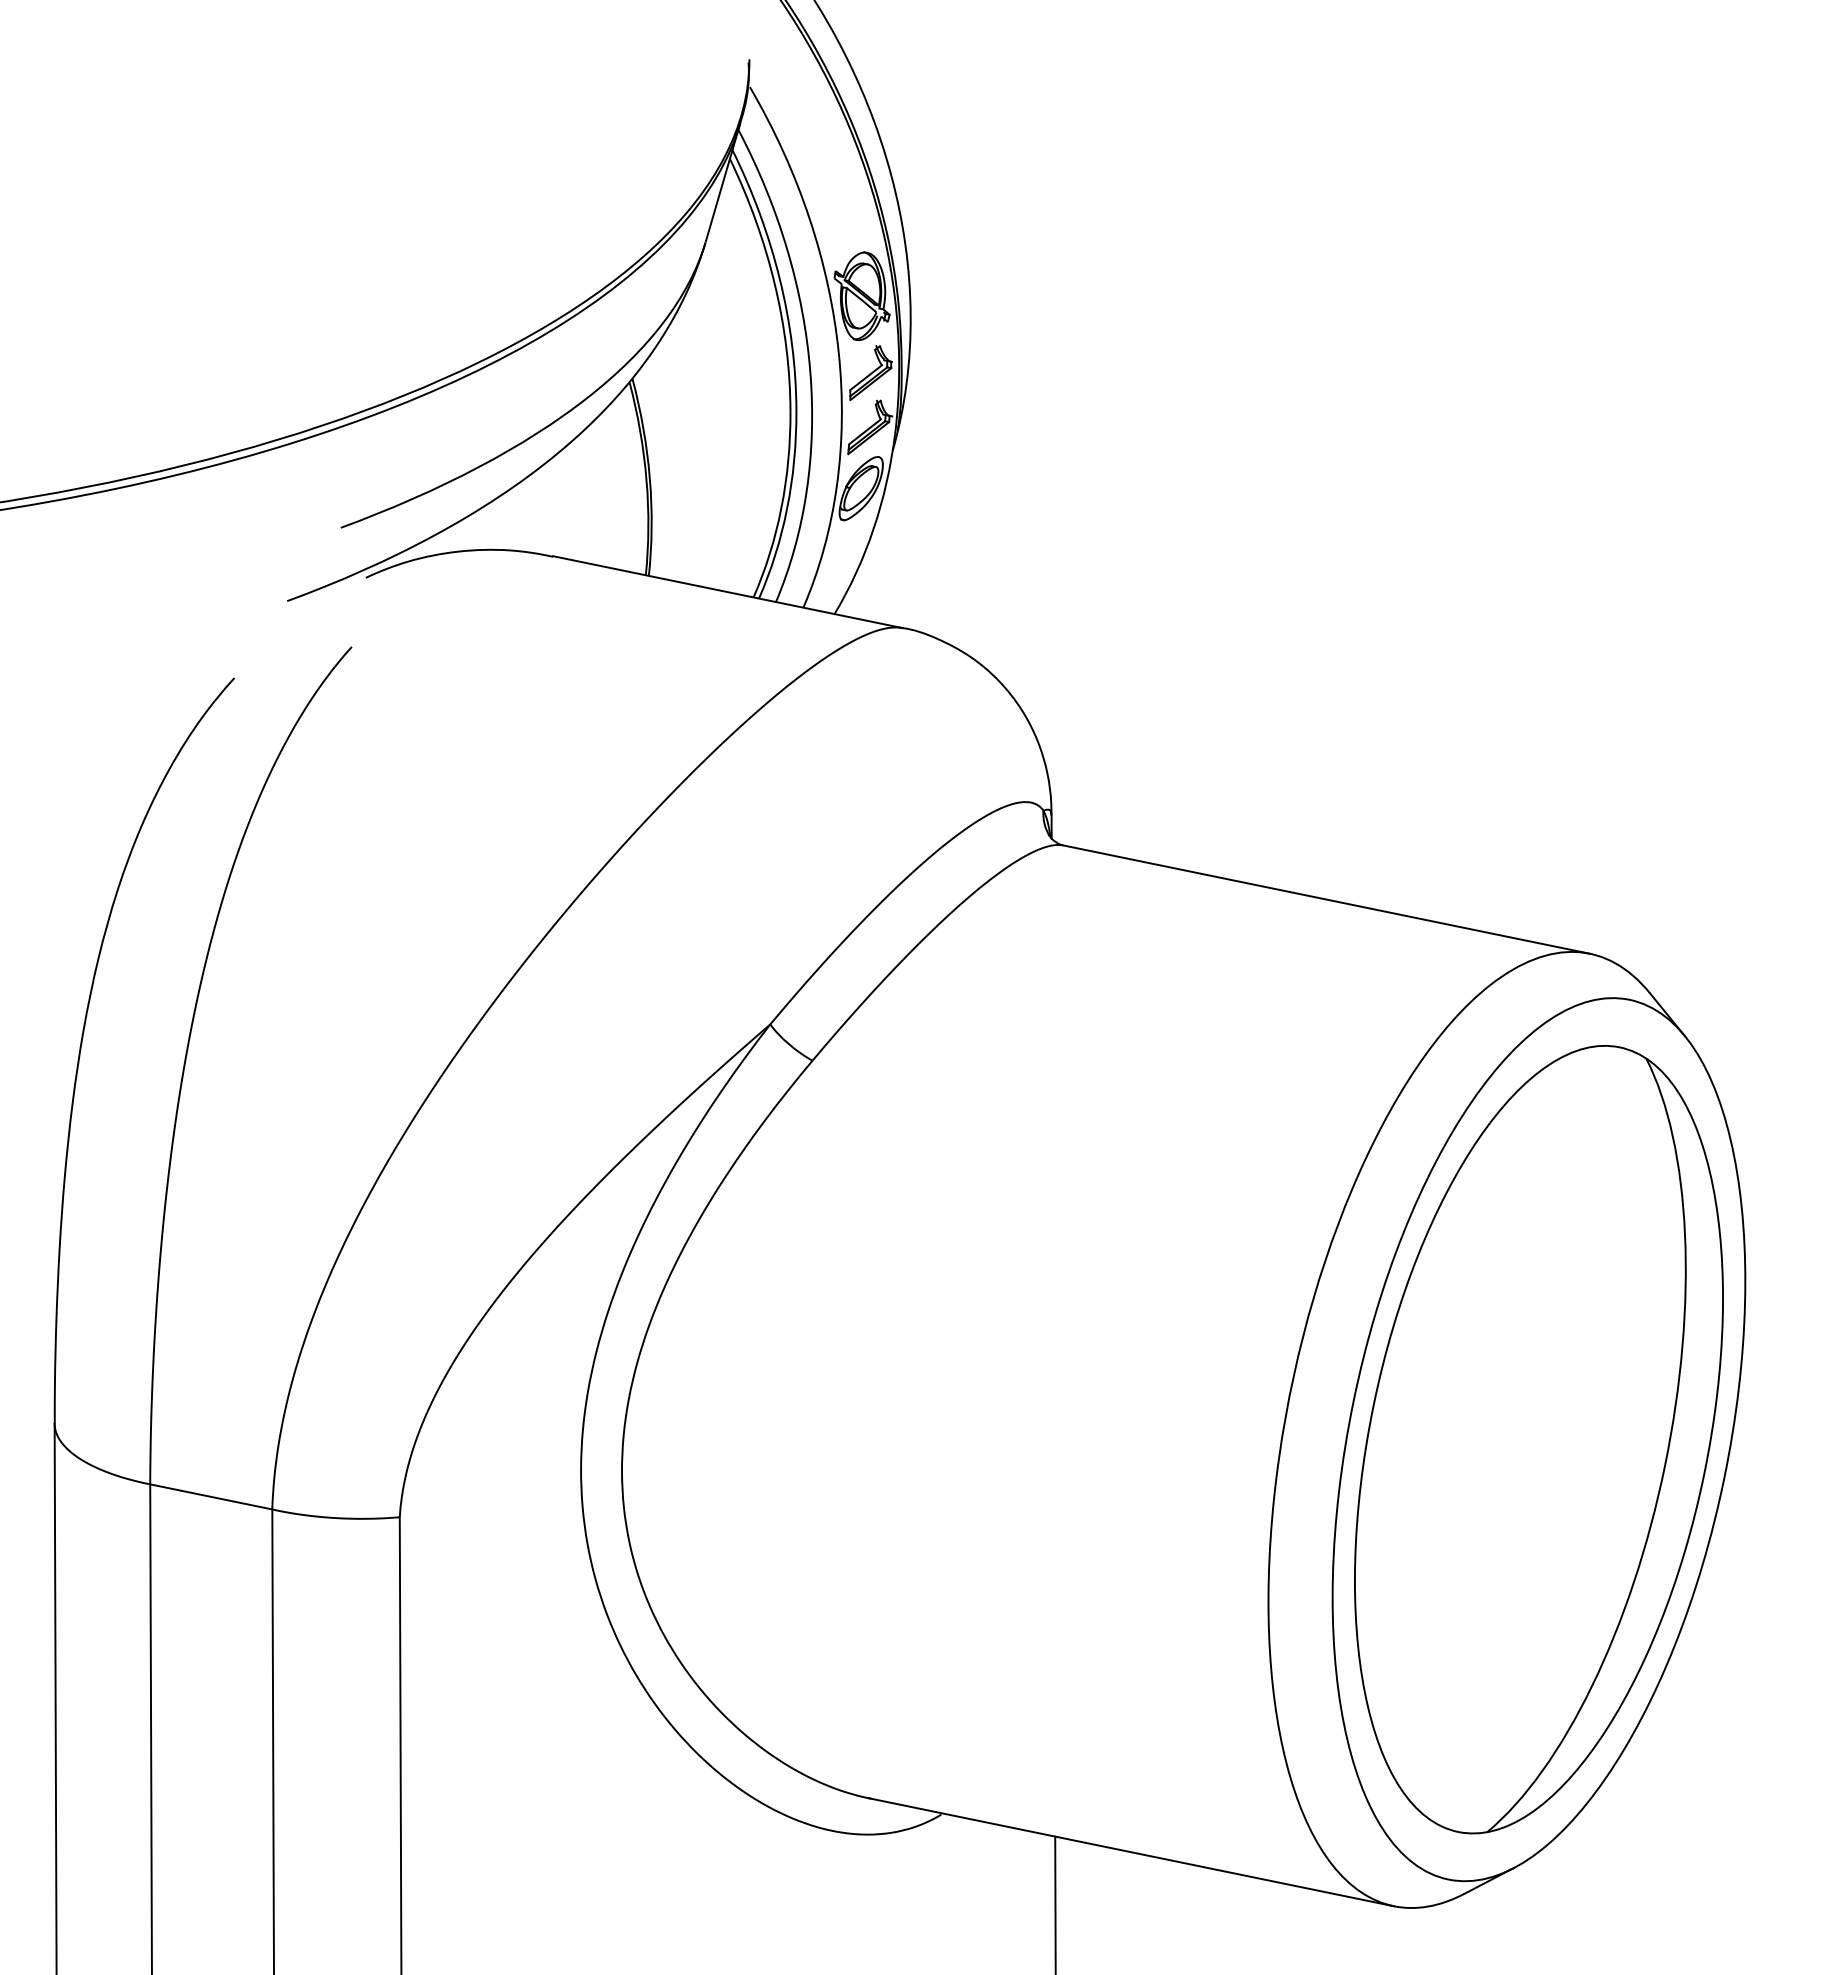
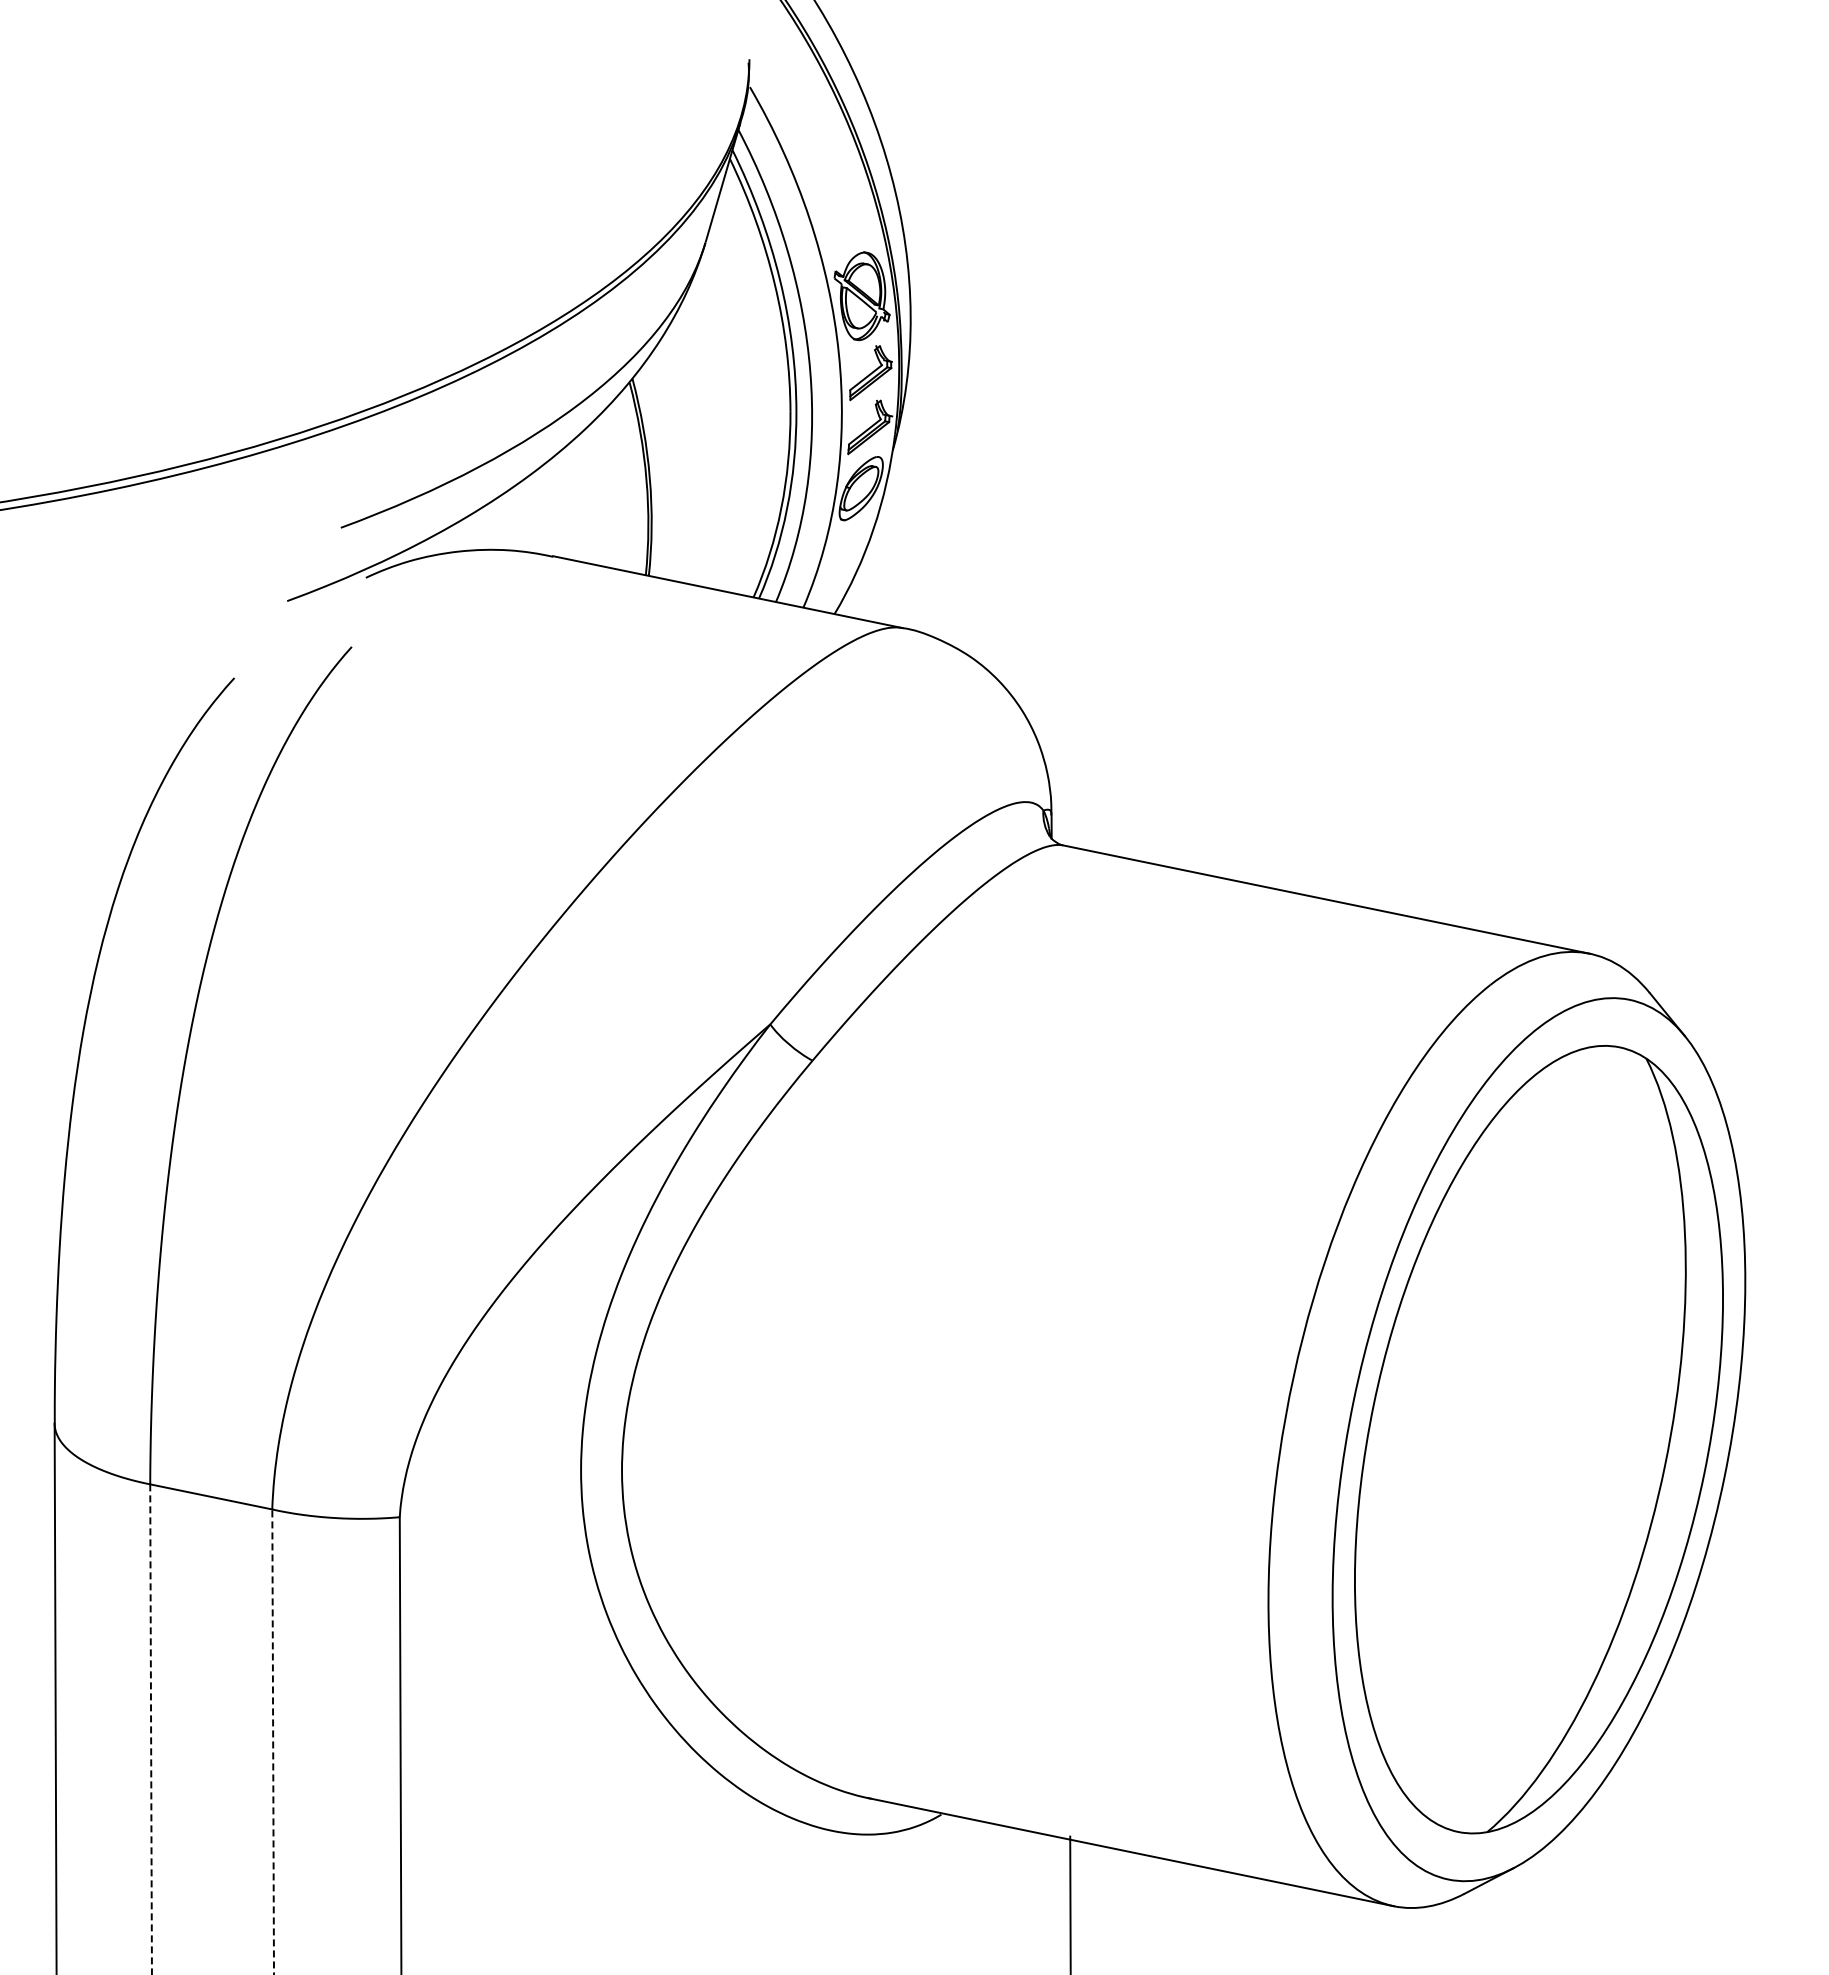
line: solid -> dashed (151, 1729)
line: solid -> dashed (273, 1741)
line position: (1055, 1903) -> (1070, 1903) (1070, 1903)
